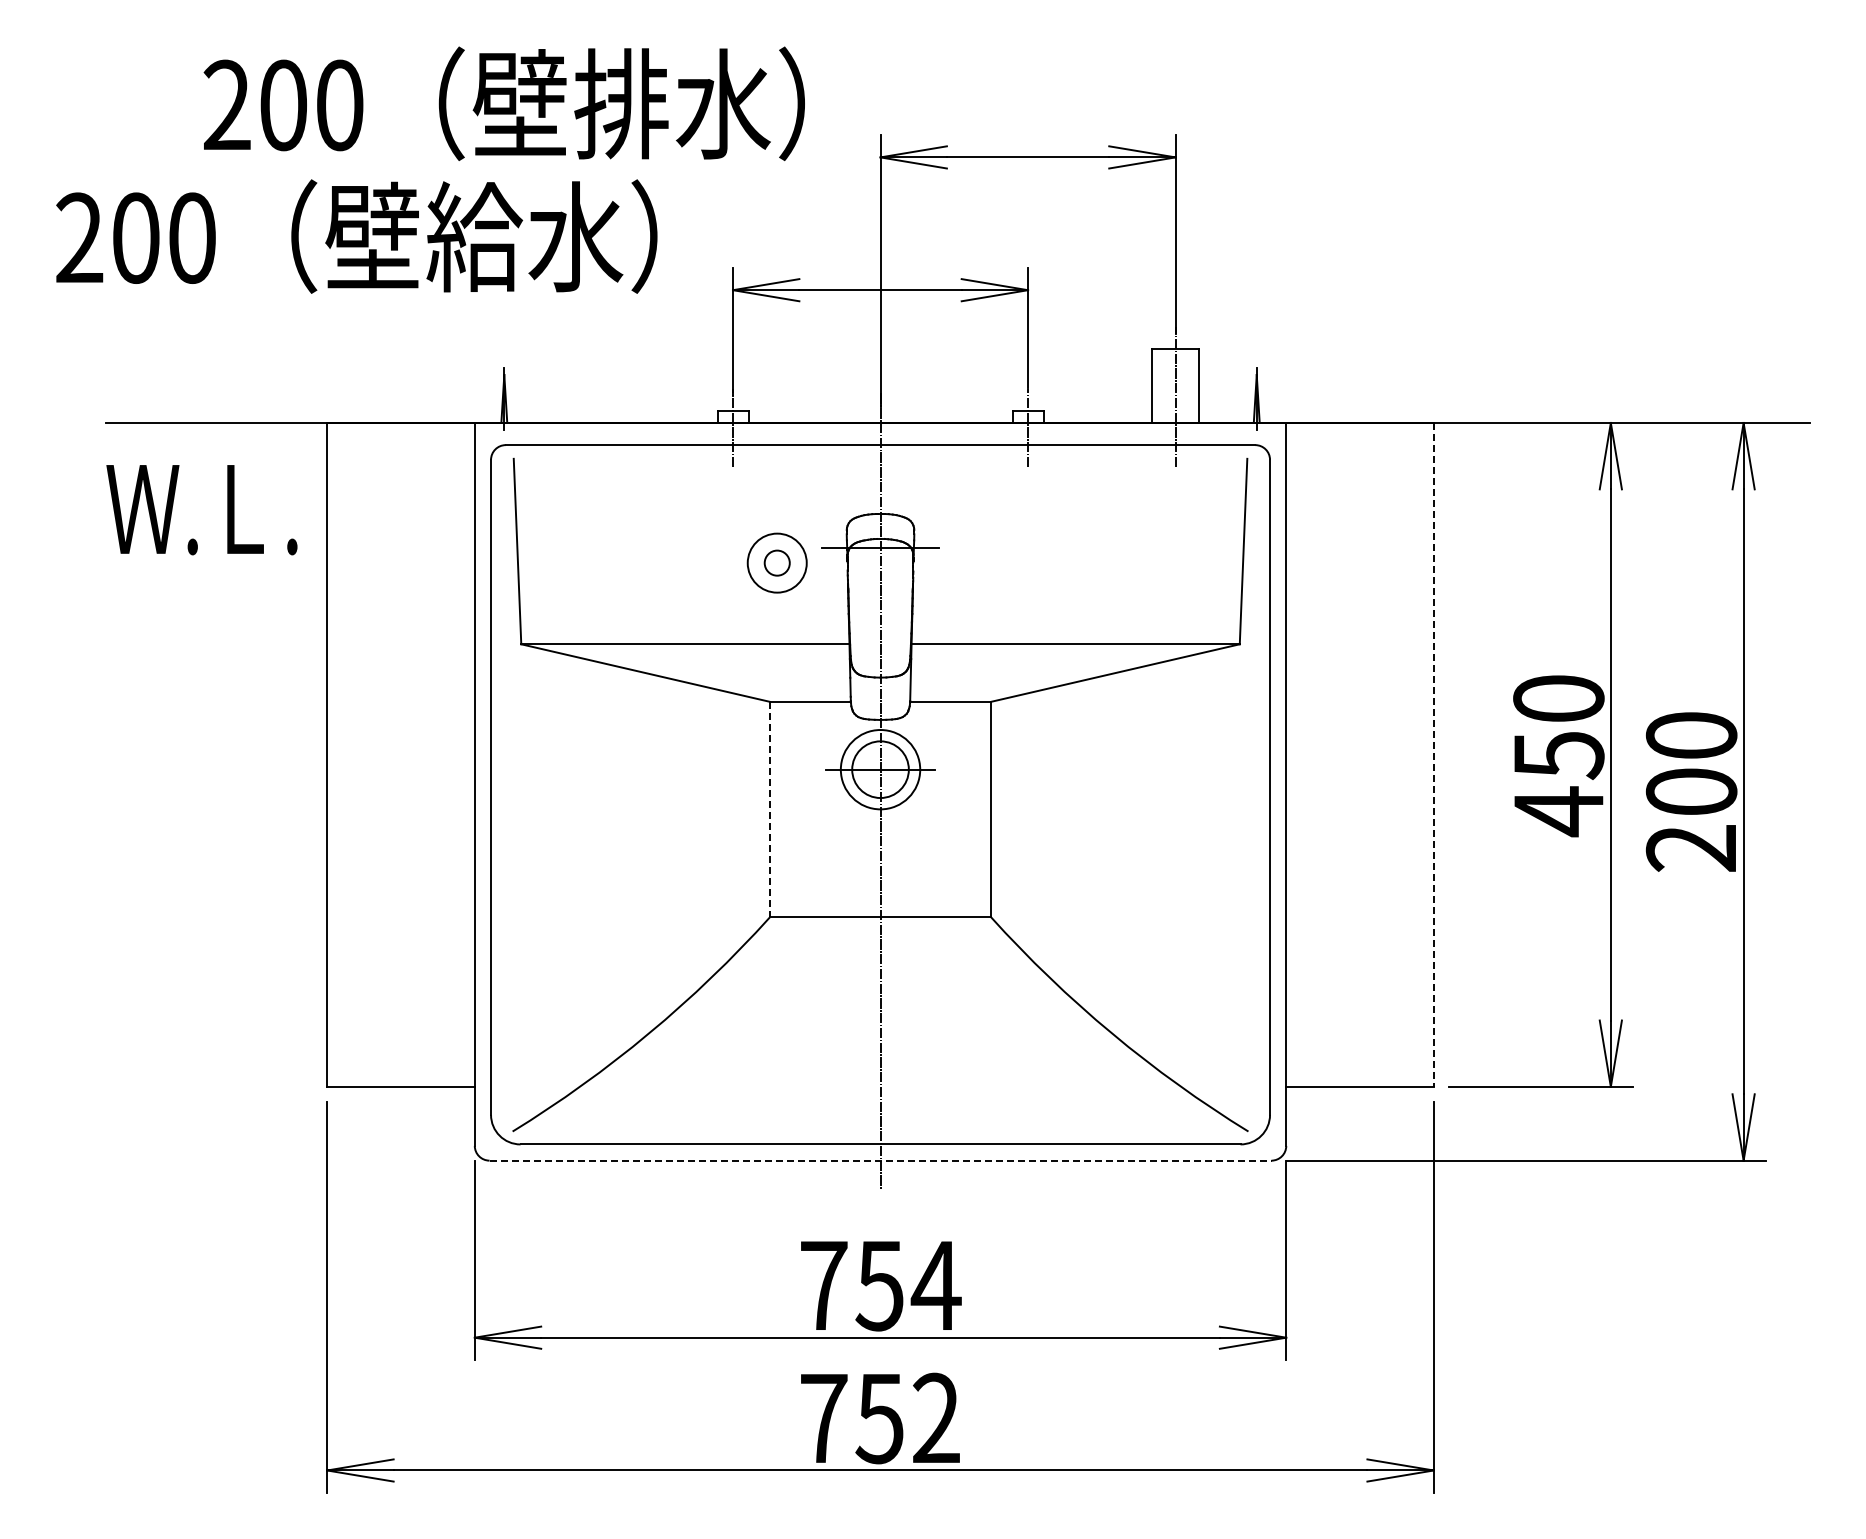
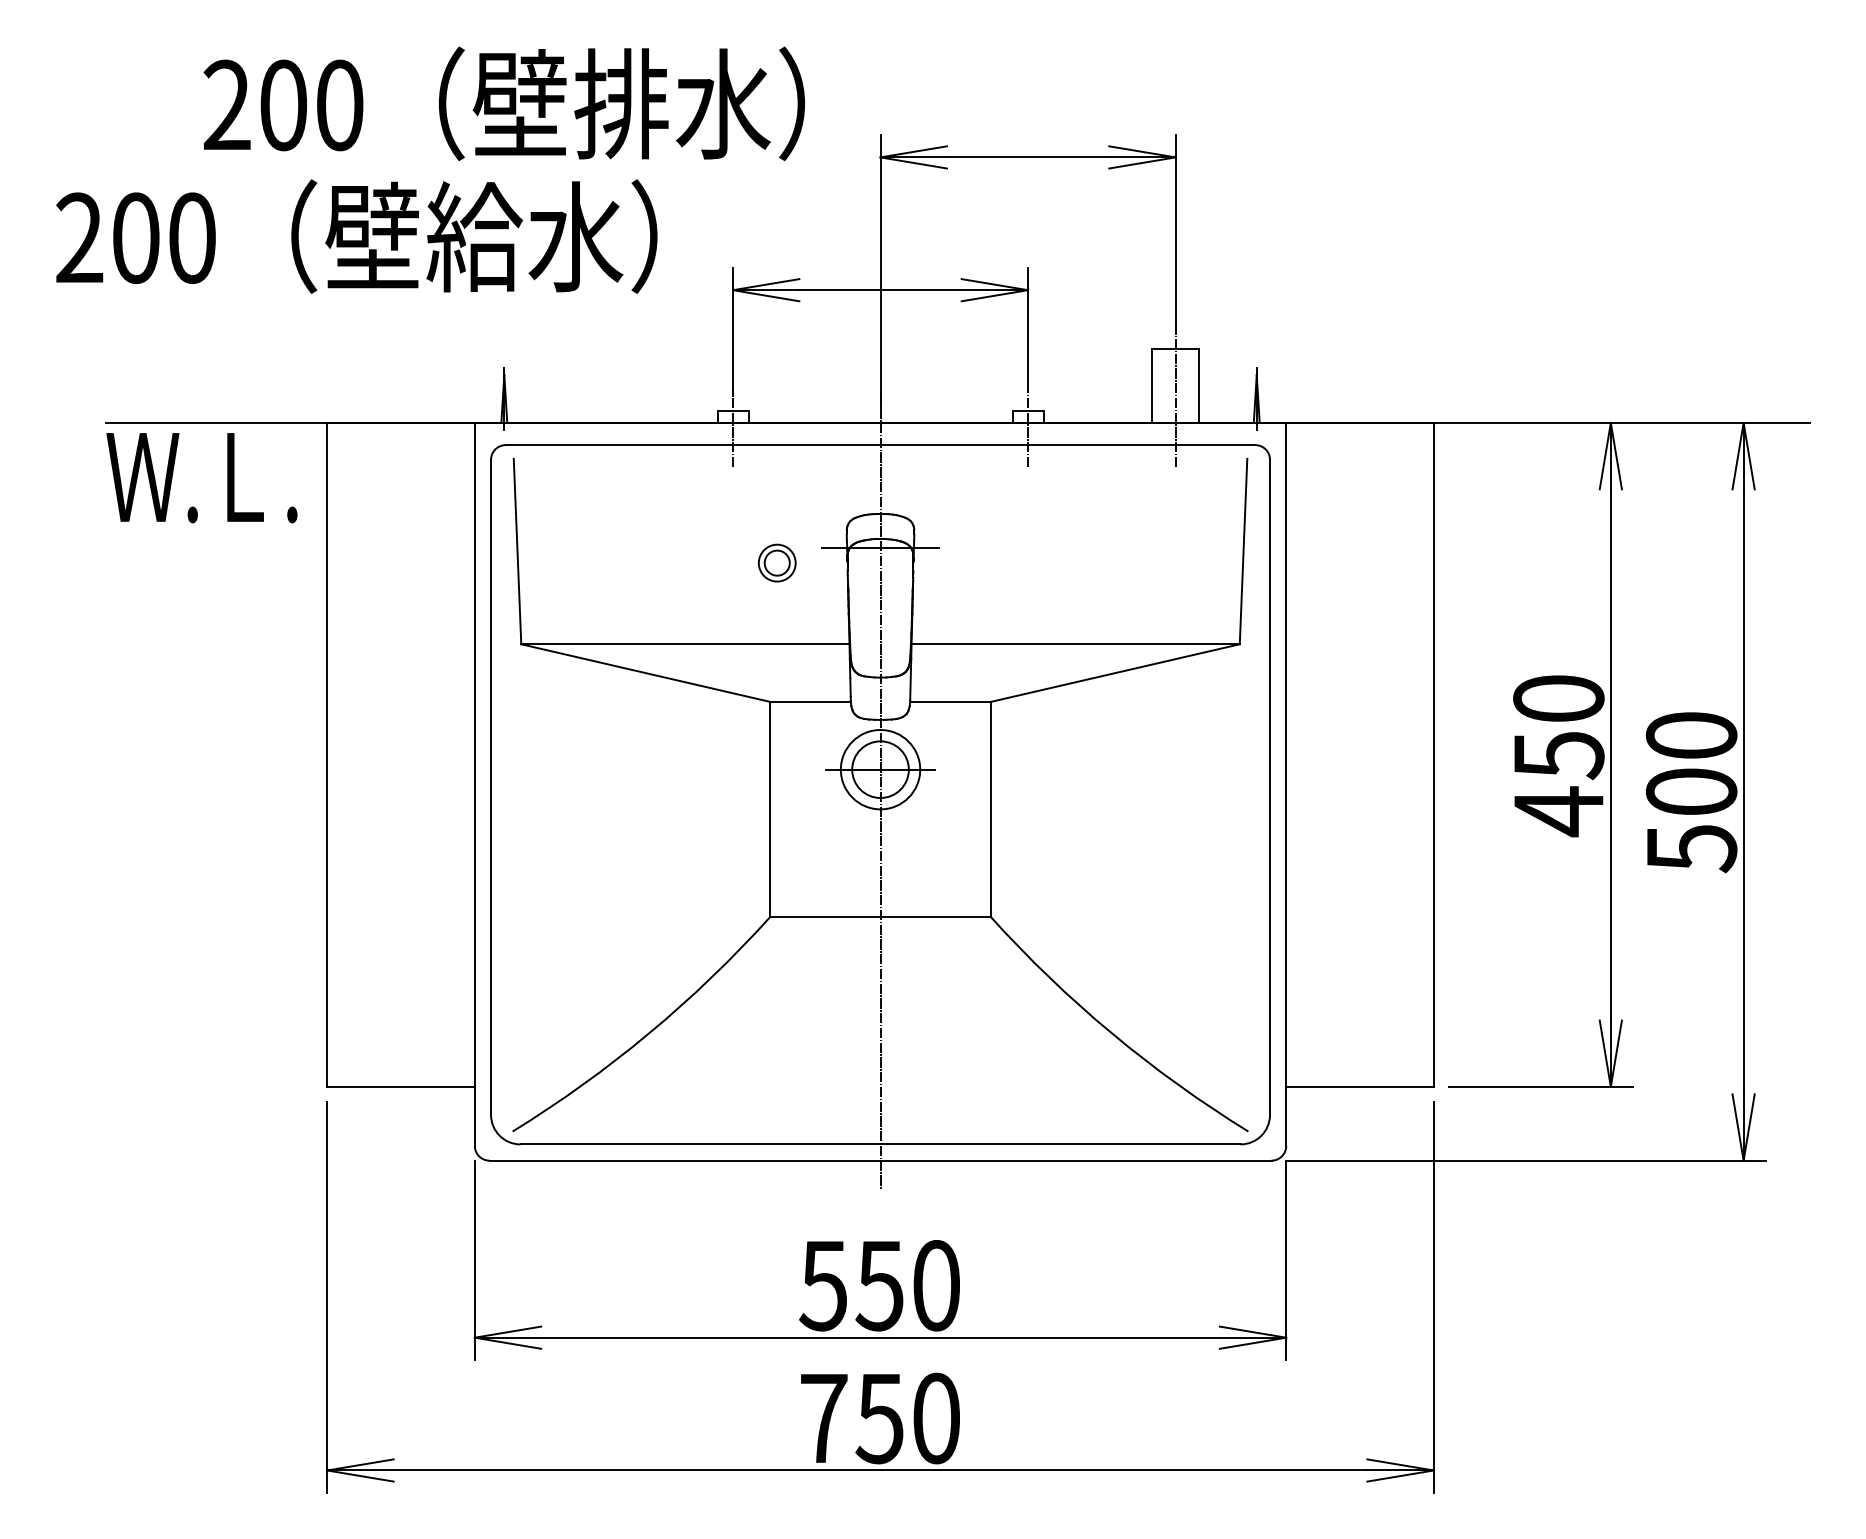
text position: (201, 510) -> (201, 478) (201, 478)
circle diameter: 59 px -> 37 px (776, 562)
line: dashed -> solid (1433, 754)
line: dashed -> solid (769, 809)
text: 200 -> 500 (1691, 849)
line: dashed -> solid (880, 1160)
text: 754 -> 550 (880, 1285)
text: 752 -> 750 (936, 1418)
